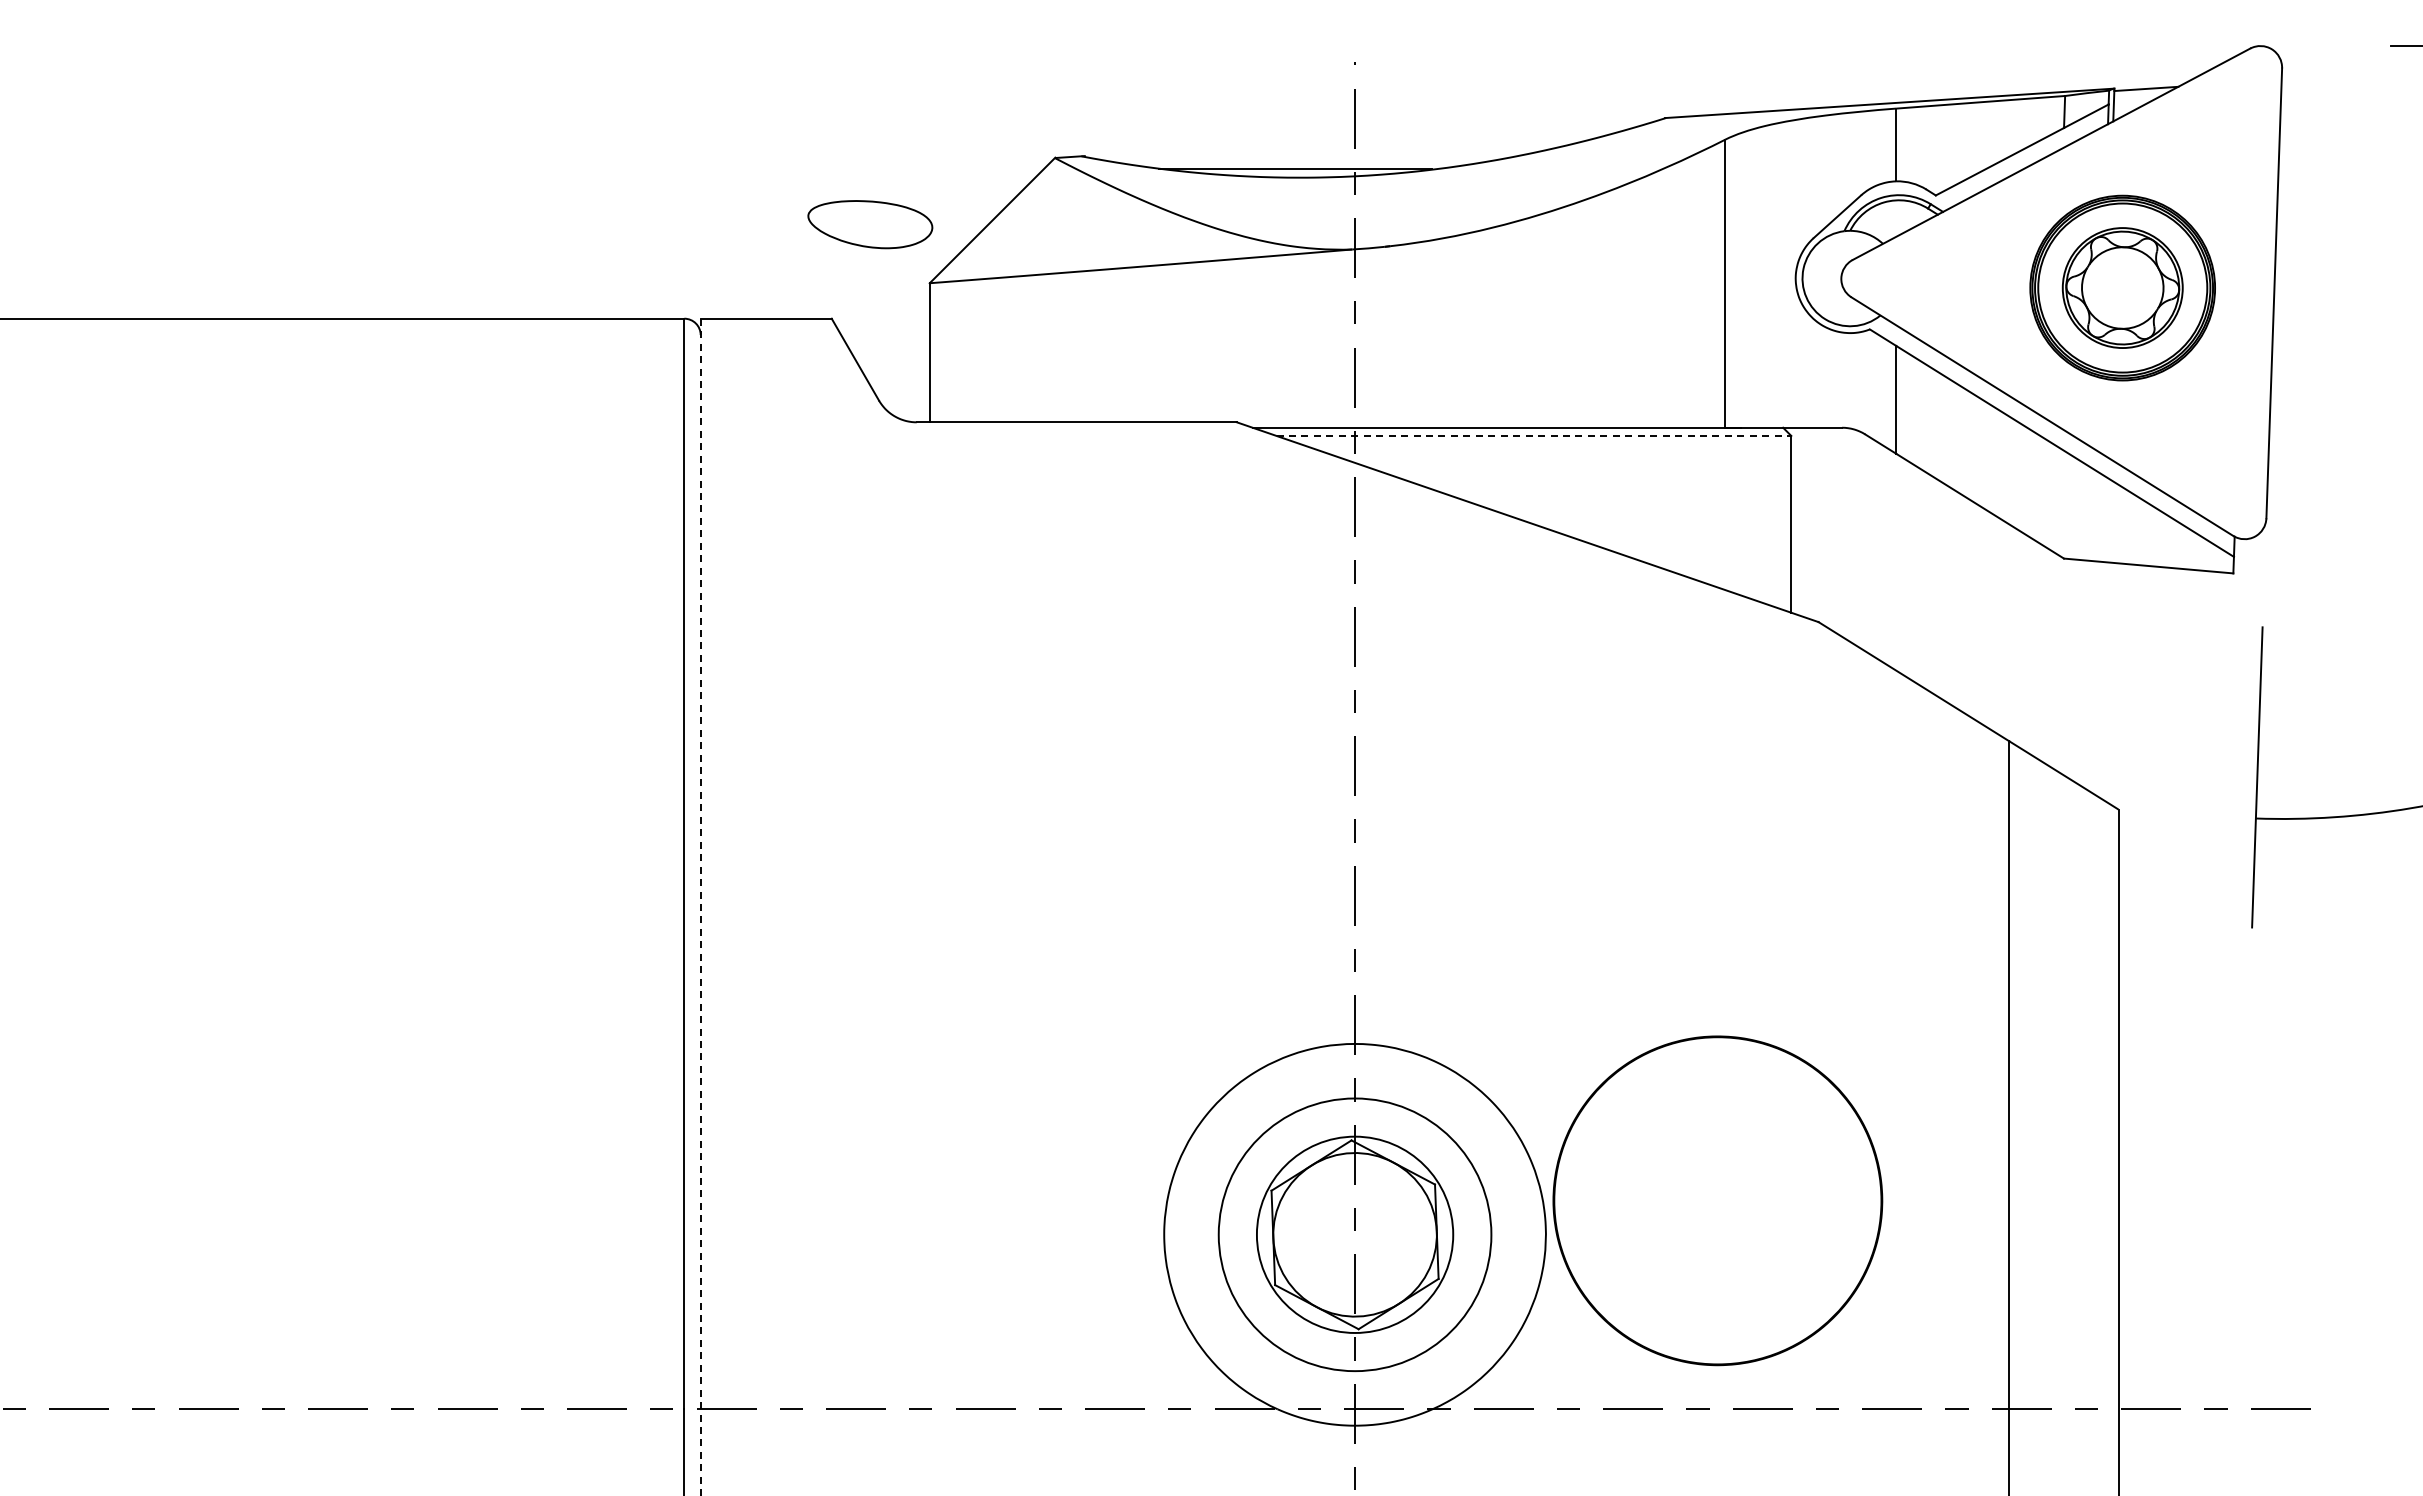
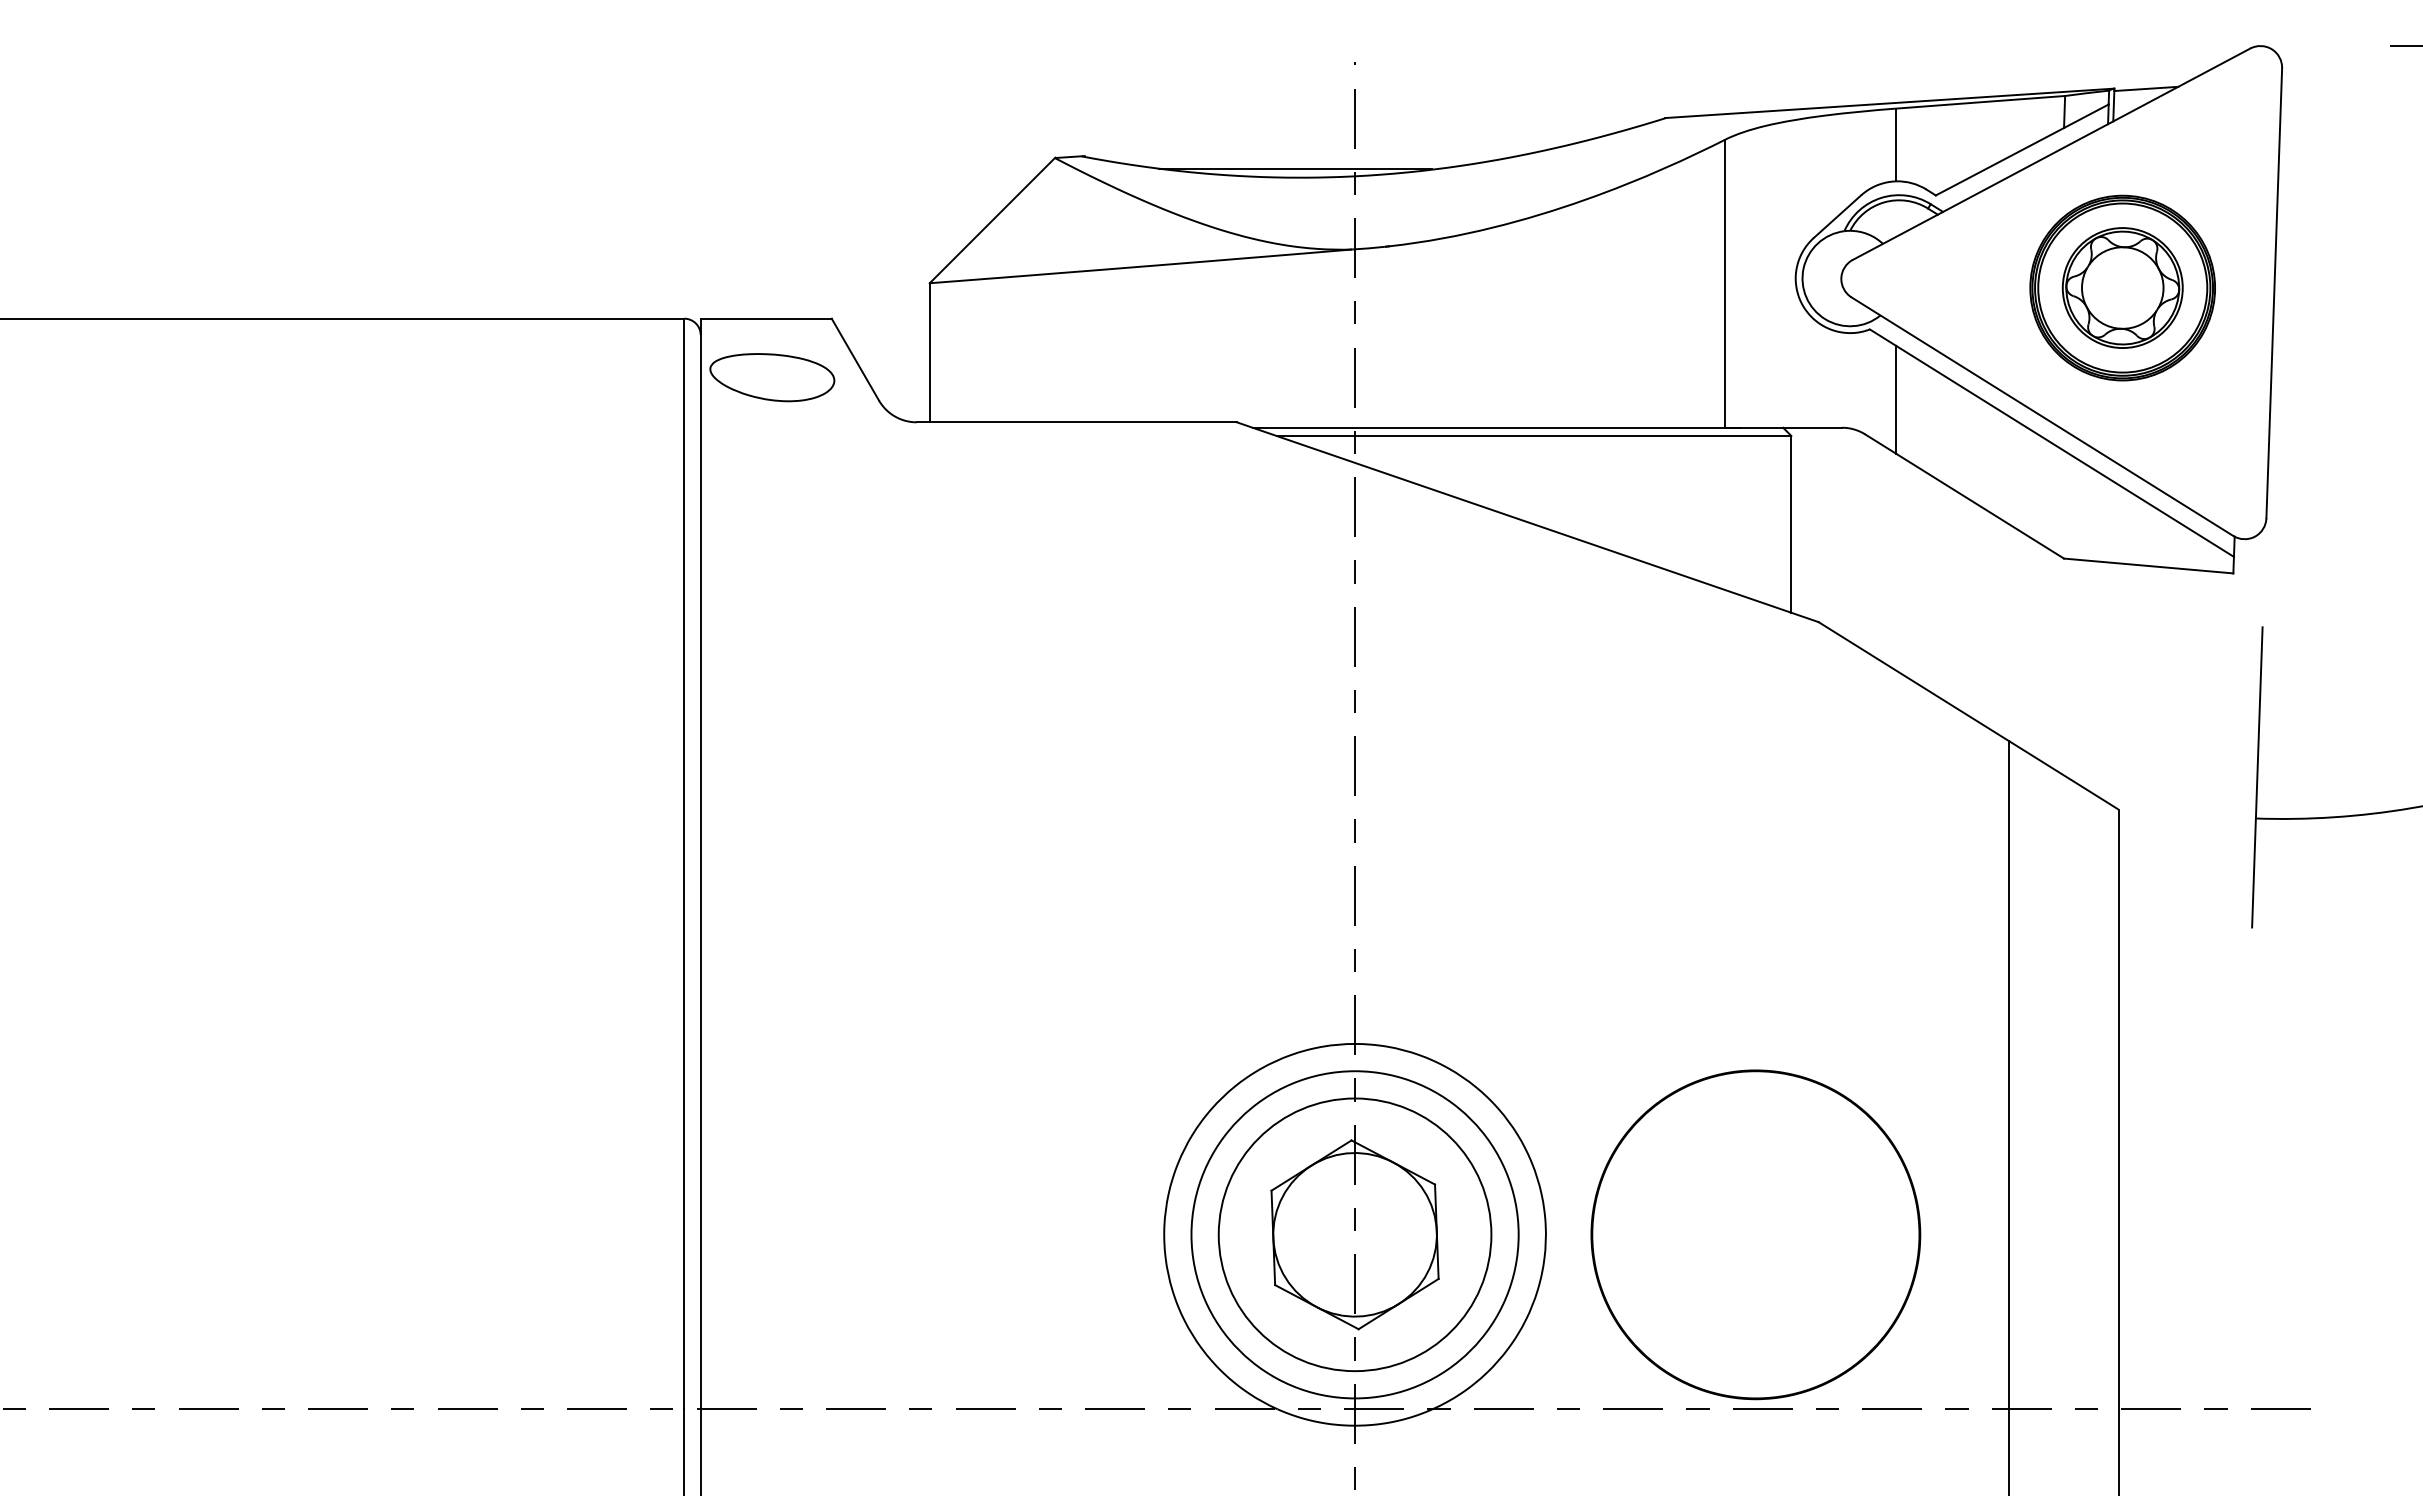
part position: (870, 224) -> (772, 377) (772, 377)
line: dashed -> solid (1534, 435)
line: dashed -> solid (700, 907)
part position: (1717, 1200) -> (1755, 1234) (1755, 1234)
circle diameter: 196 px -> 327 px (1354, 1234)
